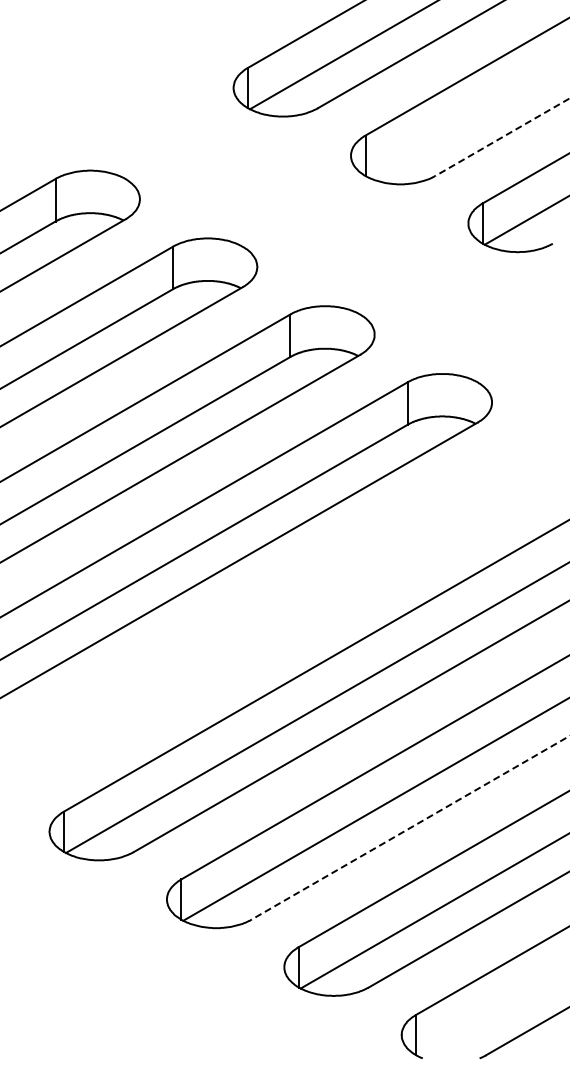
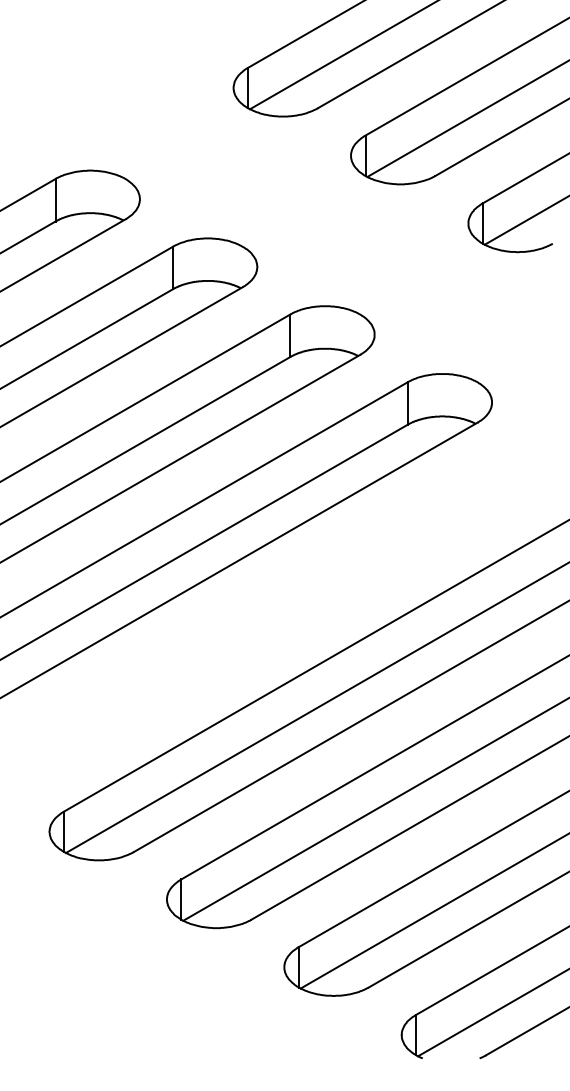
line: none -> present (466, 118)
line: dashed -> solid (502, 137)
line: dashed -> solid (410, 827)
line: none -> present (492, 1013)
